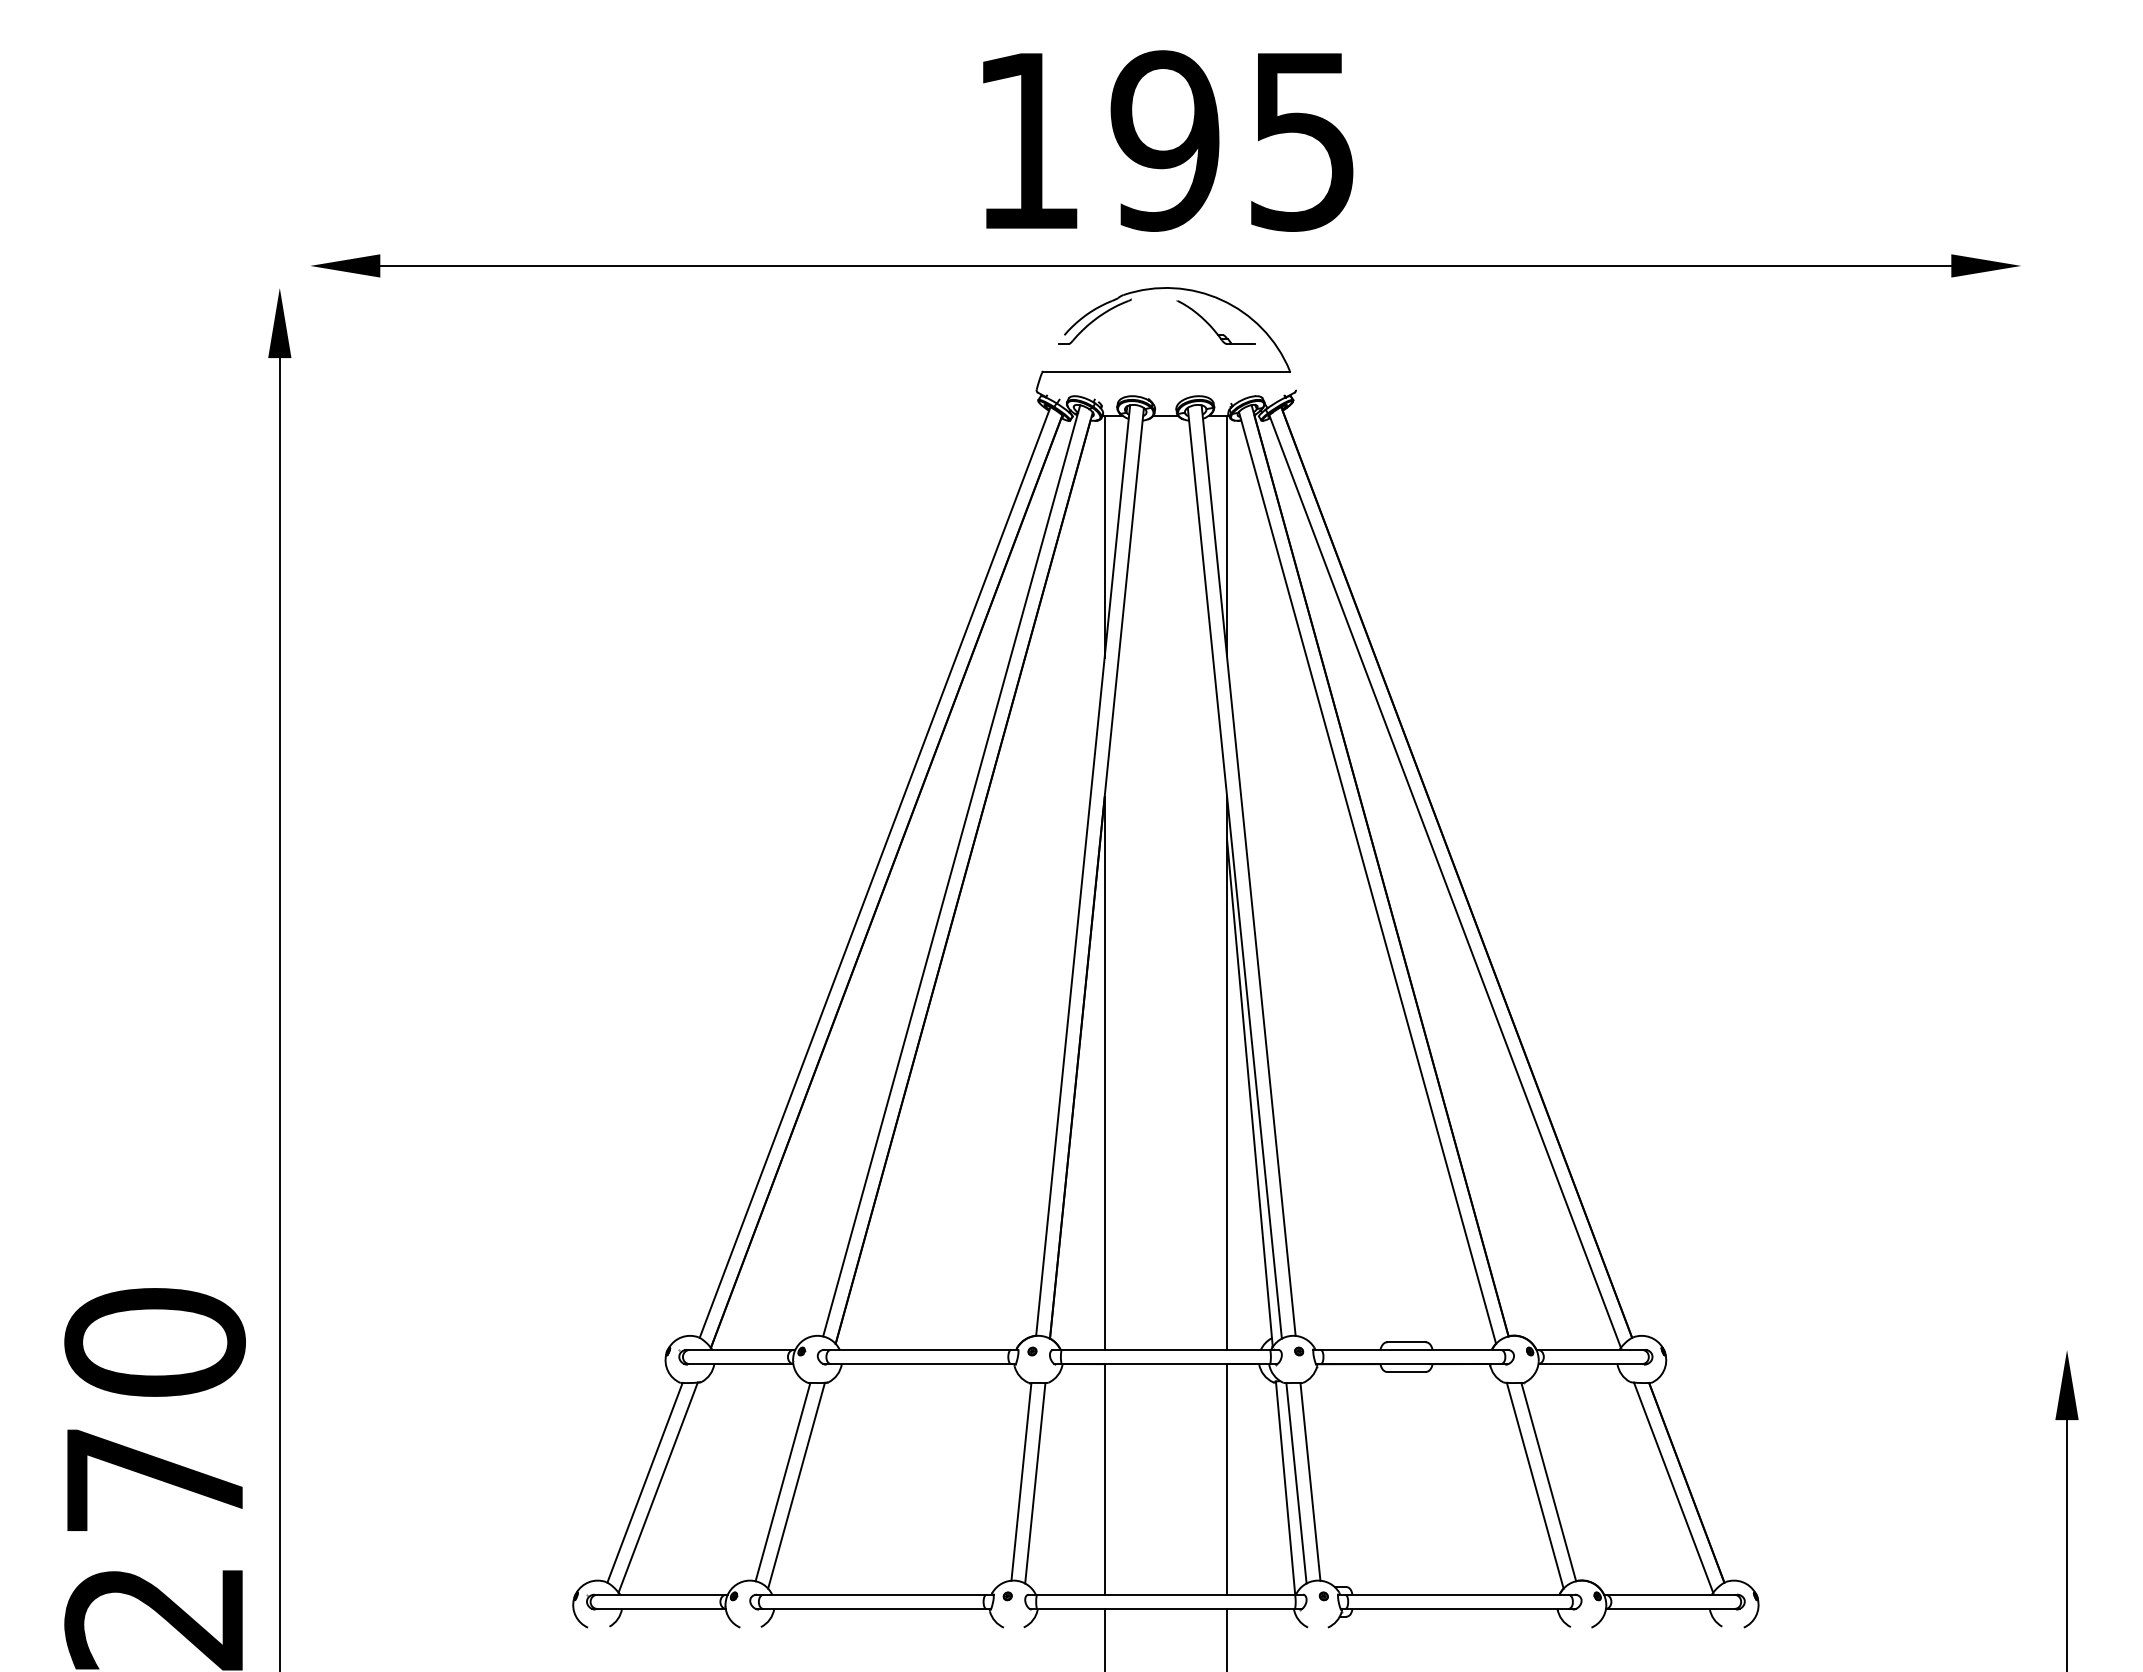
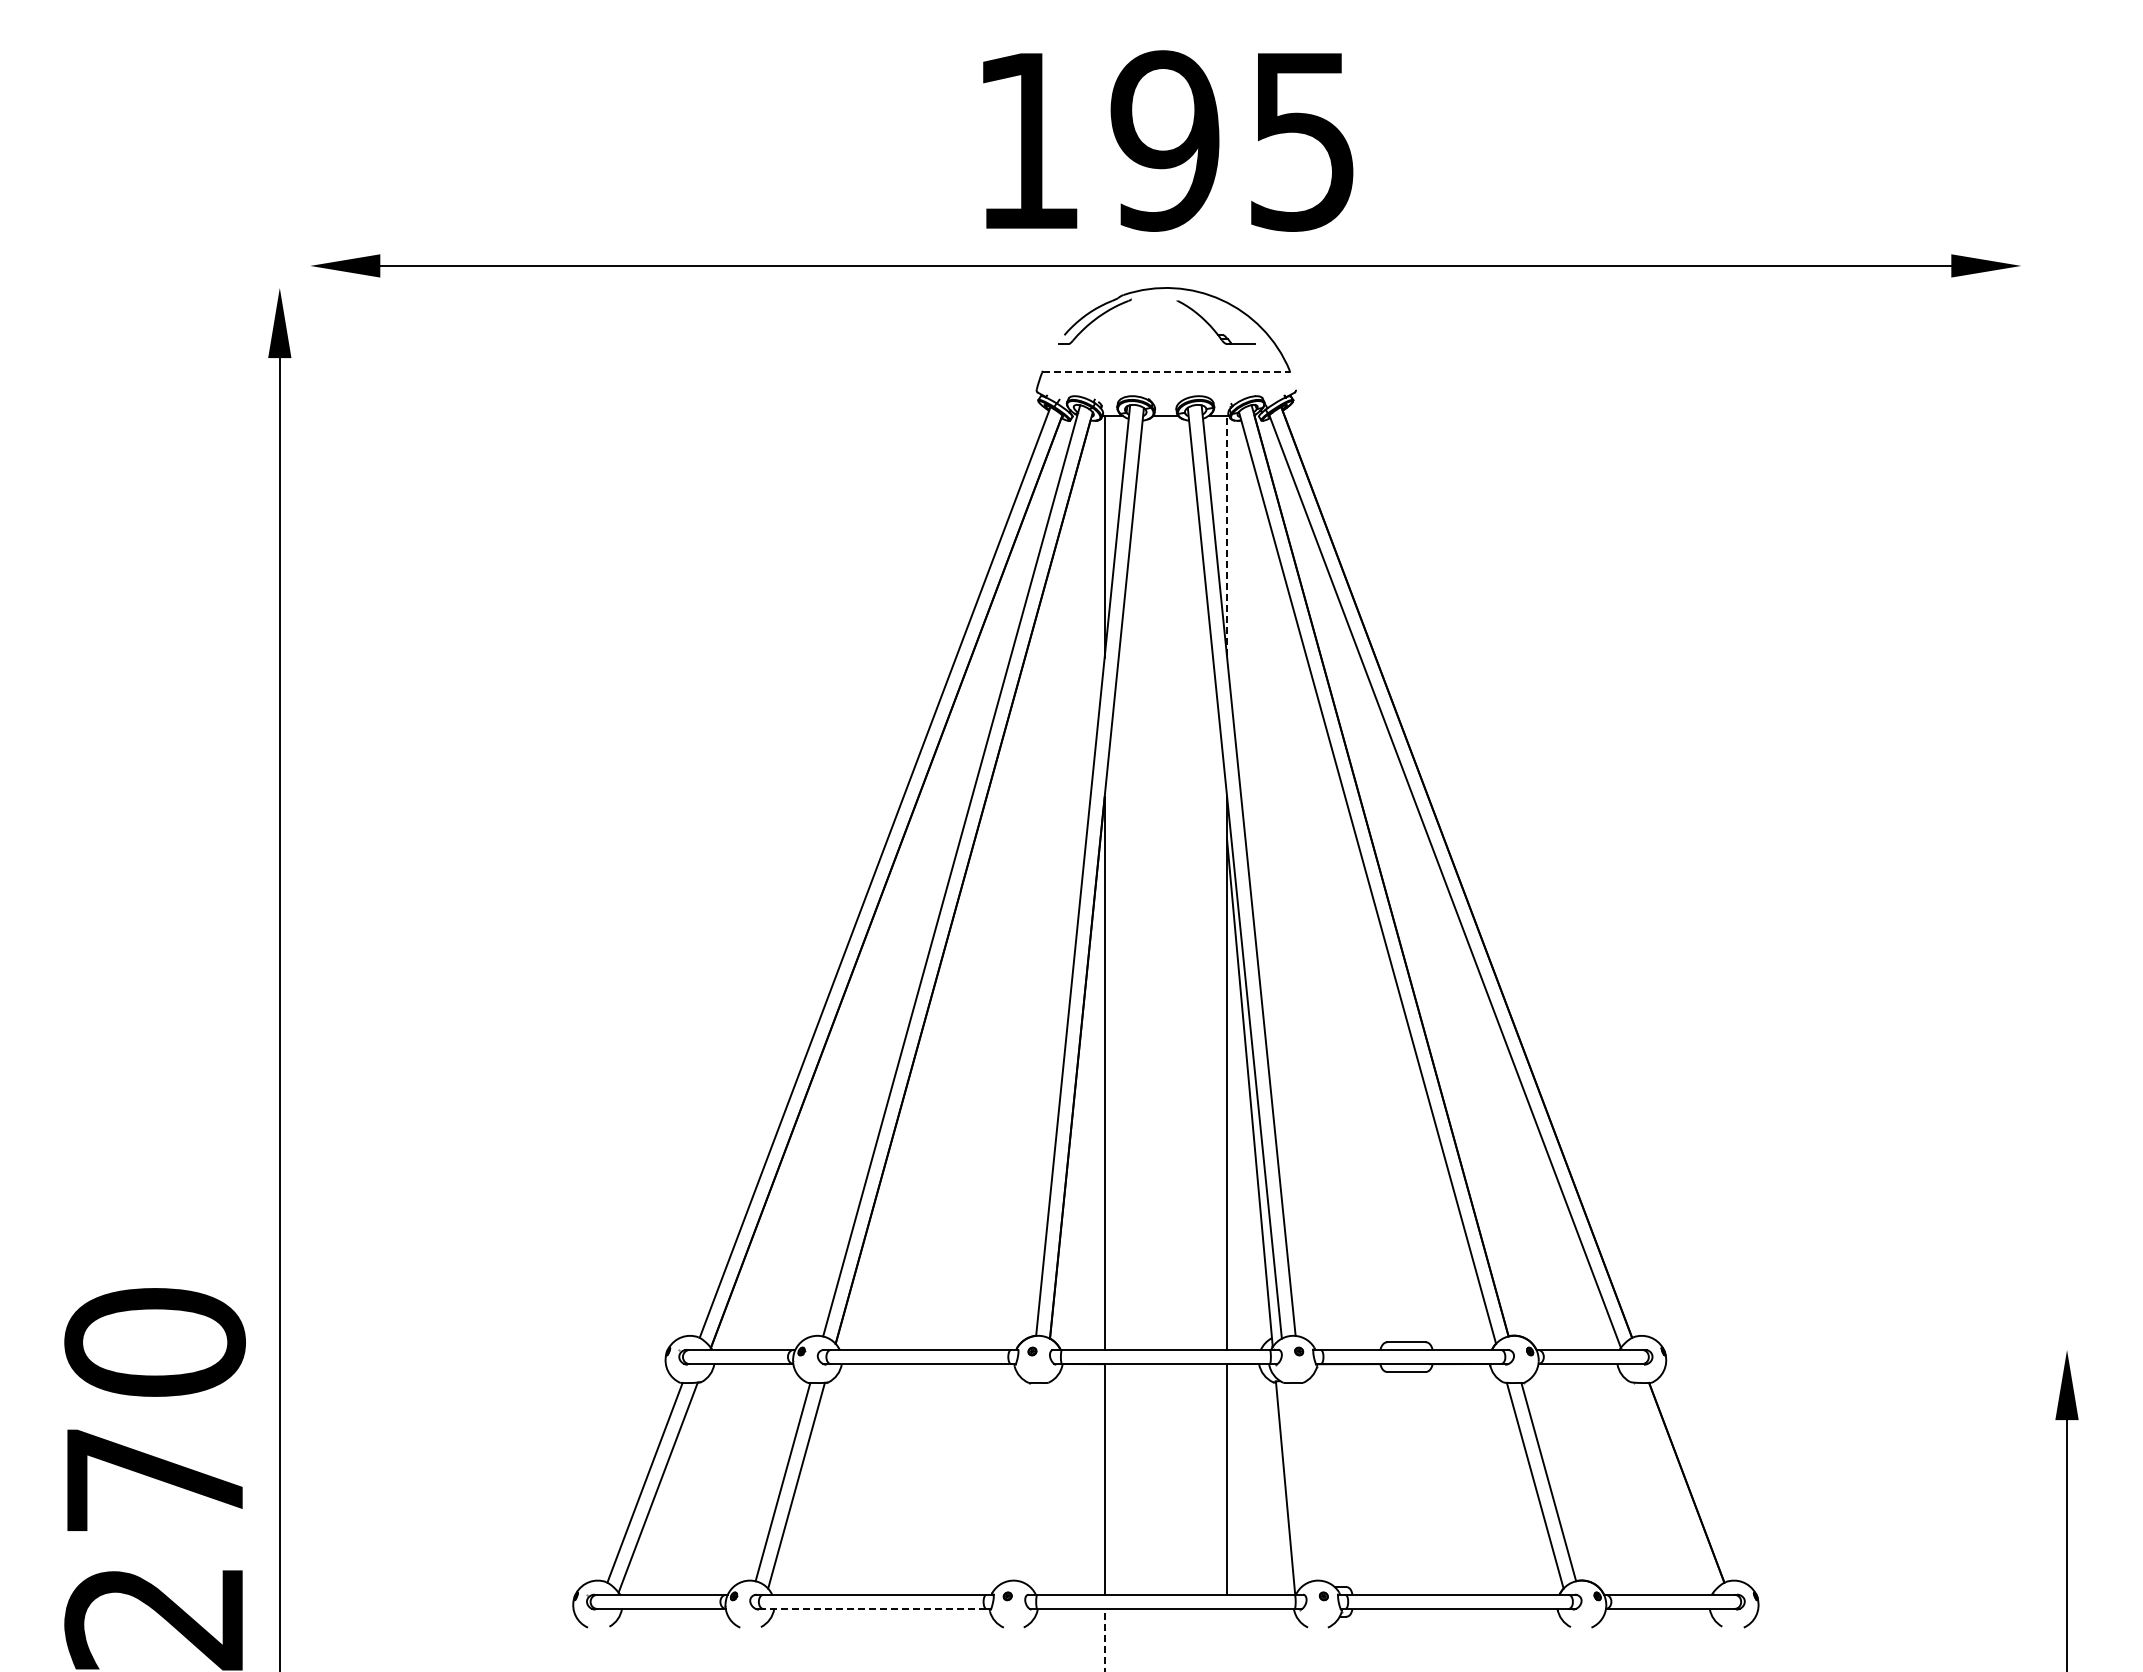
line: solid -> dashed (1166, 372)
line: solid -> dashed (1227, 535)
line: present -> none (1021, 1481)
line: present -> none (1310, 1481)
line: present -> none (1035, 1483)
line: present -> none (1296, 1483)
line: present -> none (1673, 1487)
line: solid -> dashed (874, 1608)
line: present -> none (1227, 1638)
line: solid -> dashed (1104, 1639)
